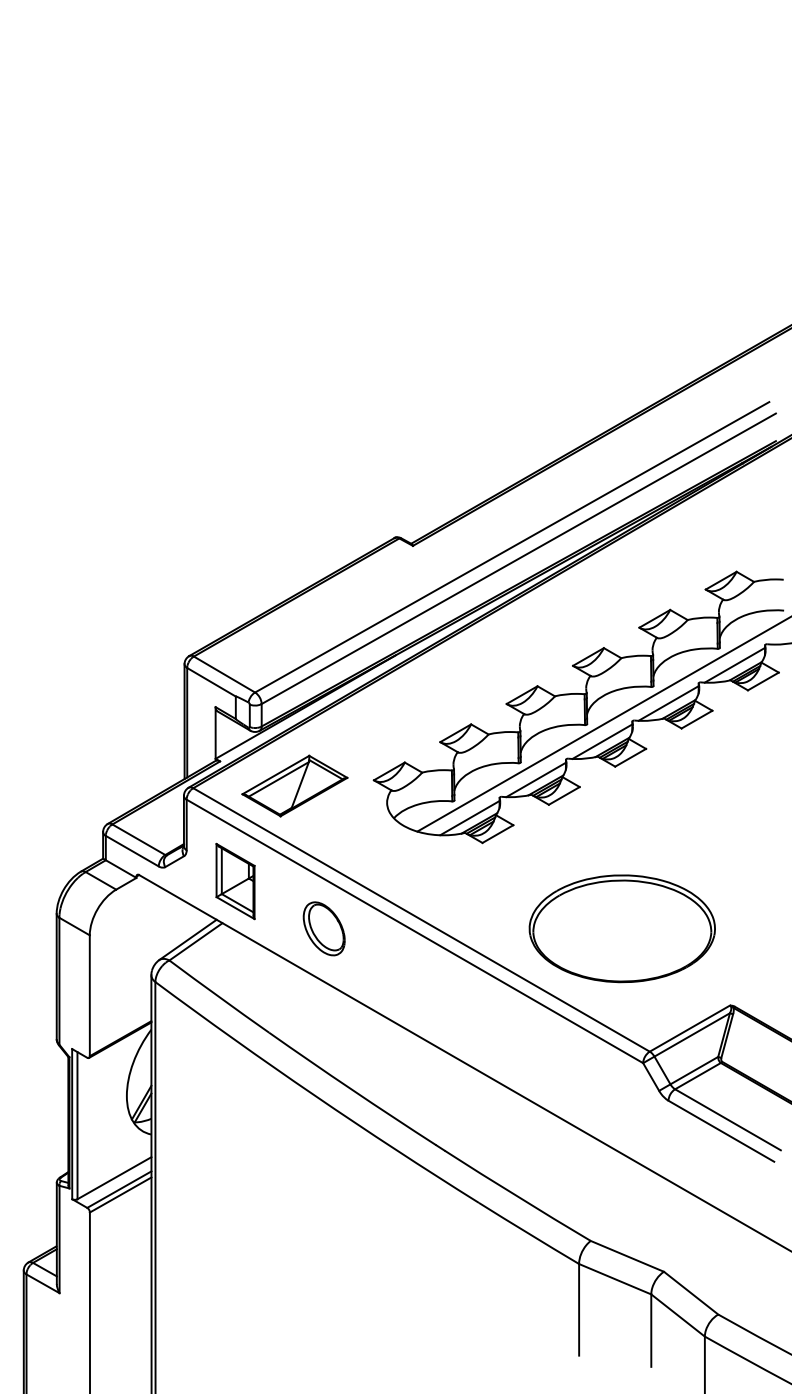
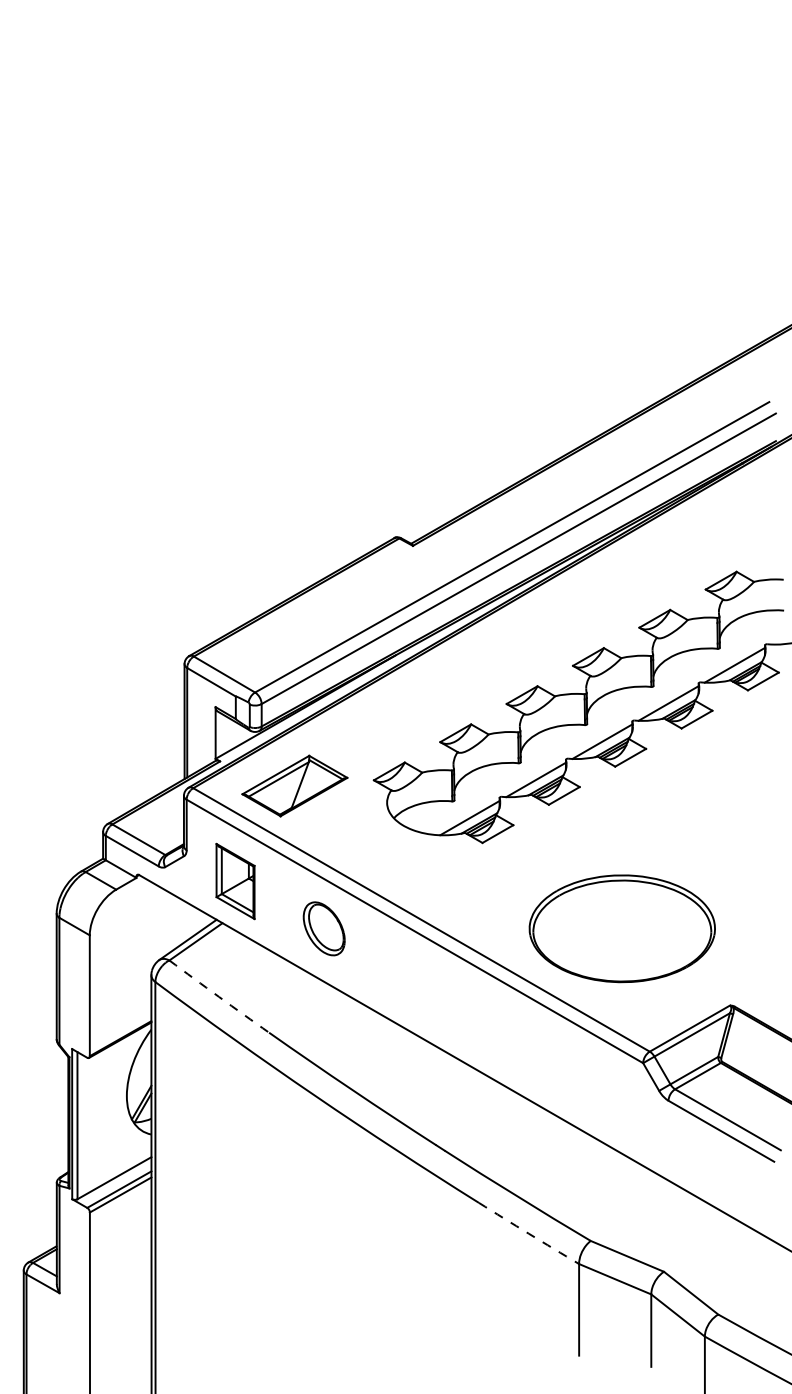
line: present -> none (602, 724)
arc: solid -> dashed (219, 996)
arc: solid -> dashed (528, 1233)
